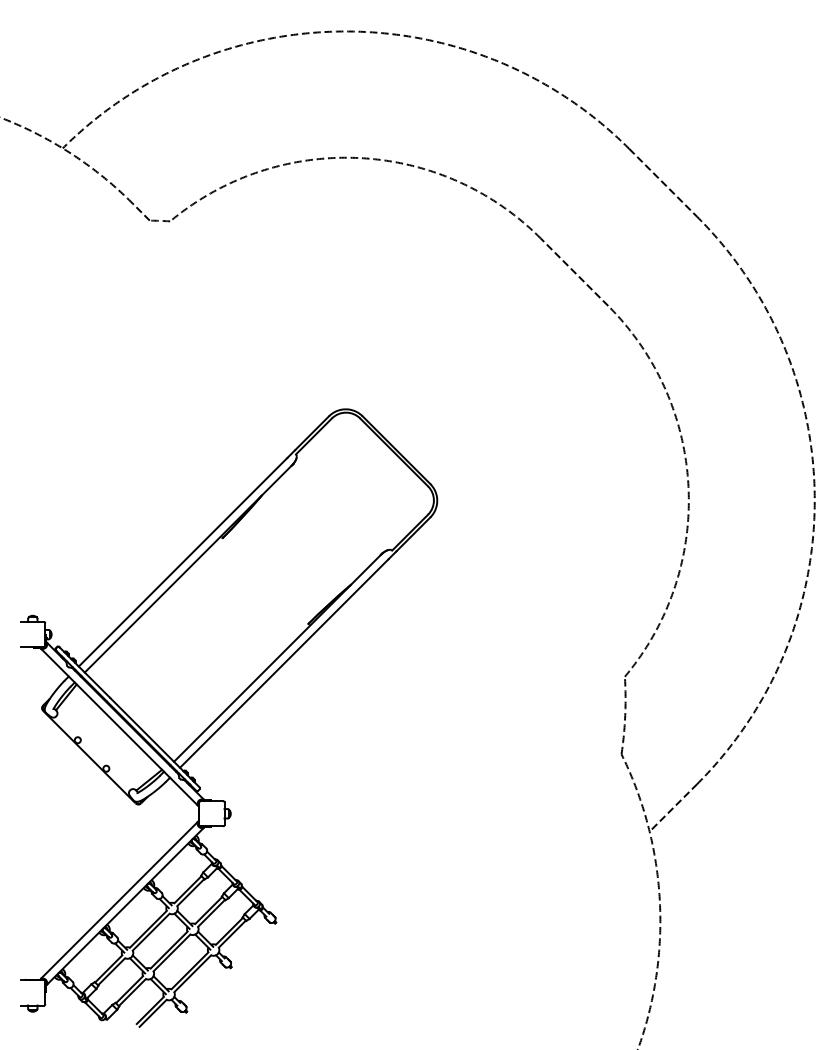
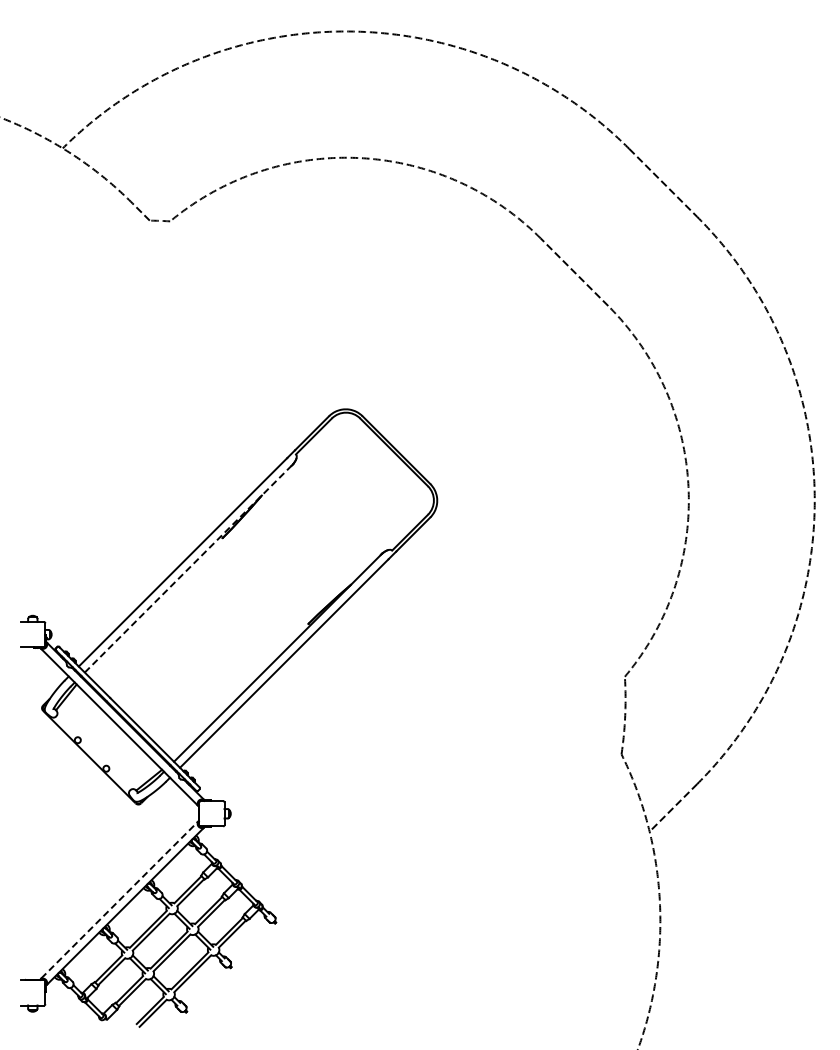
line: solid -> dashed (189, 567)
line: solid -> dashed (119, 900)
